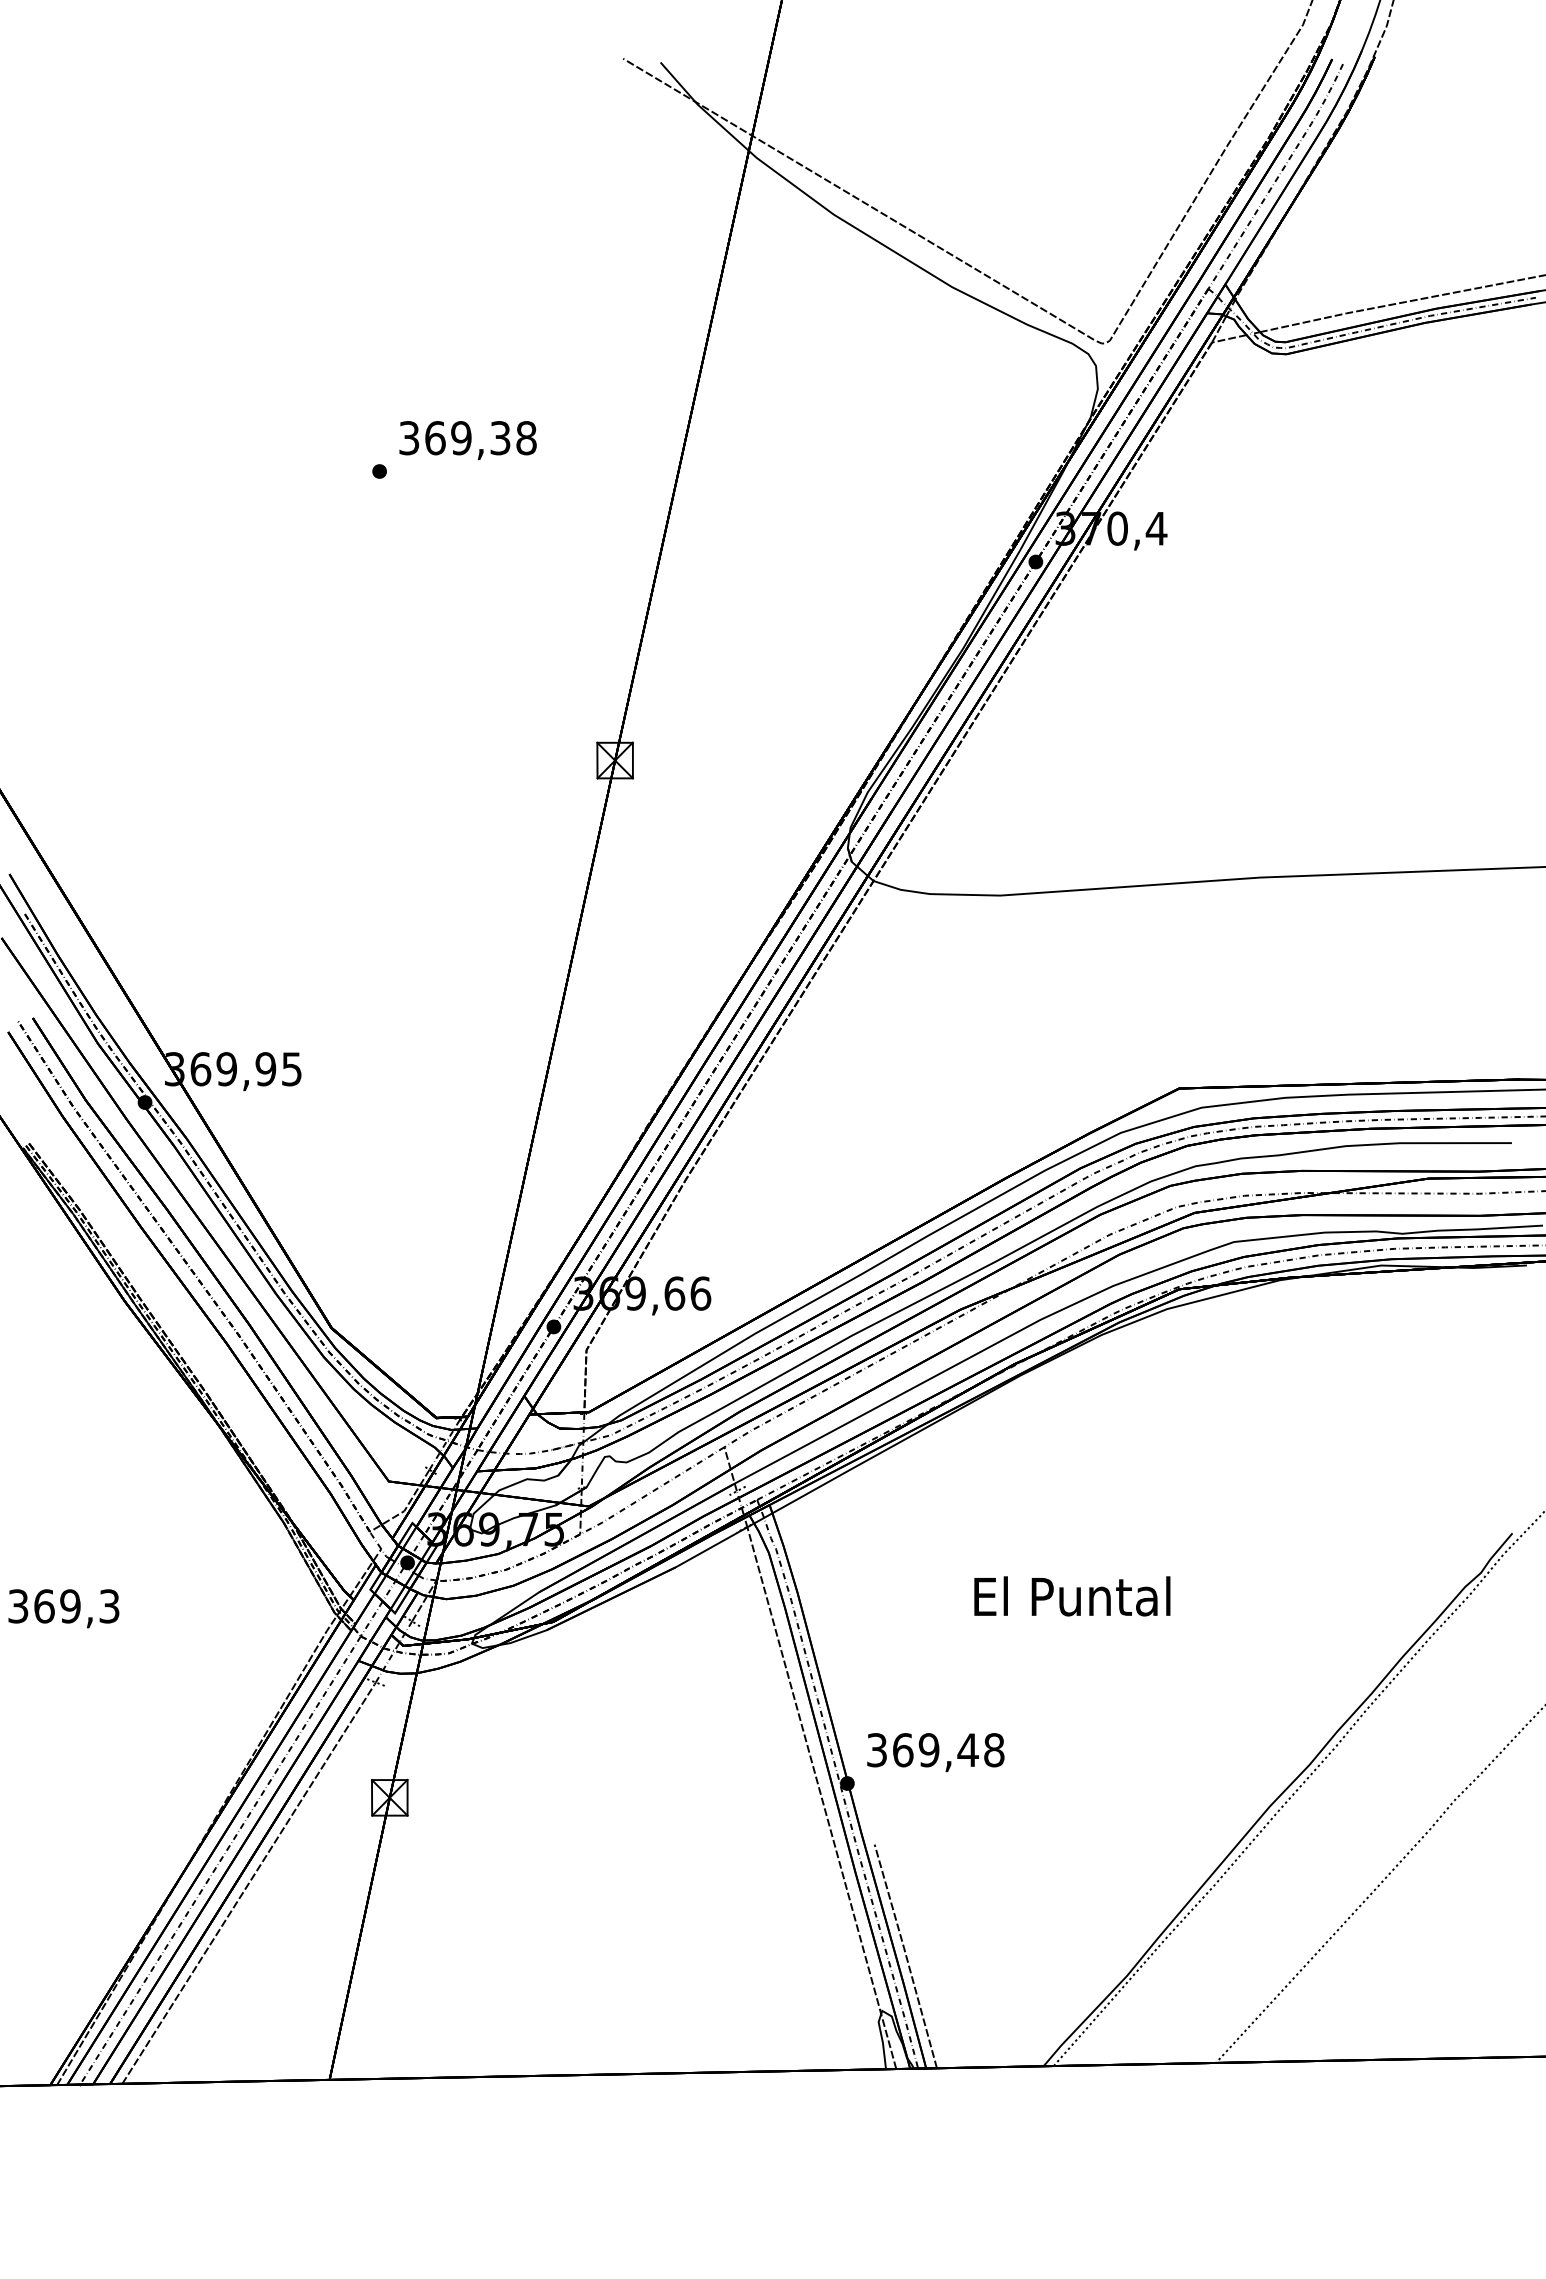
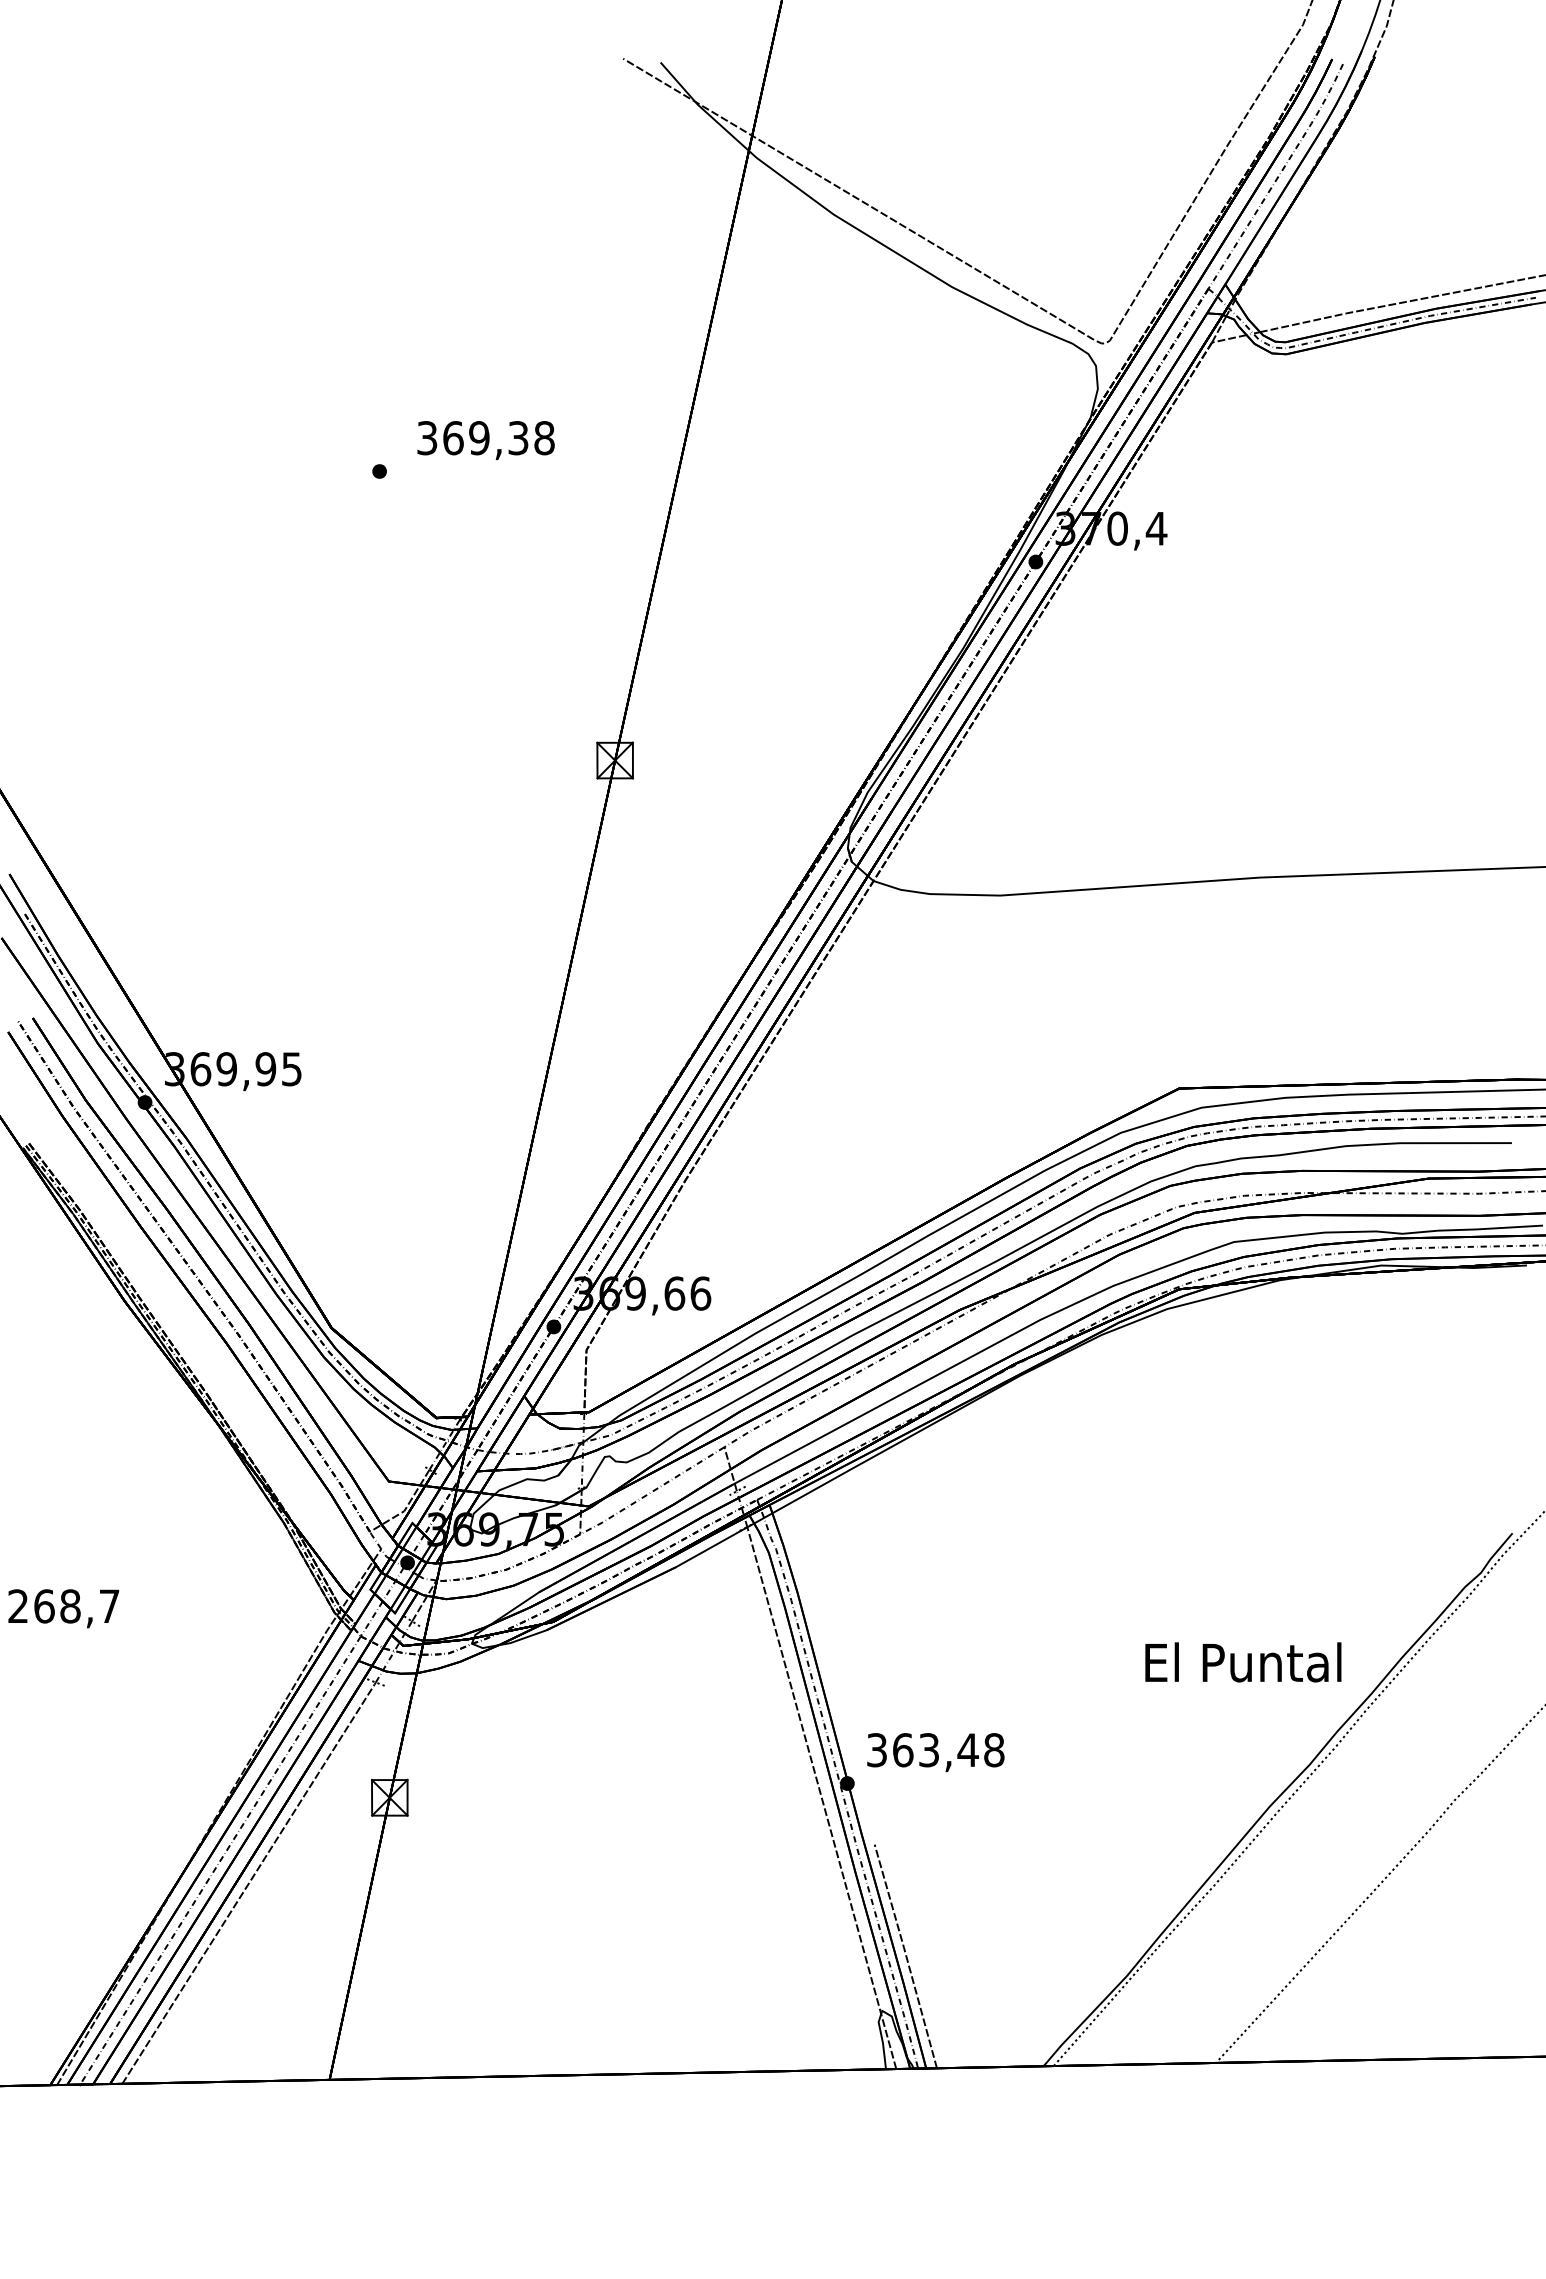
text position: (467, 440) -> (485, 440) (485, 440)
text position: (1072, 1596) -> (1243, 1662) (1243, 1662)
text: 369,3 -> 268,7 (63, 1606)
text: 369,48 -> 363,48 (928, 1750)
